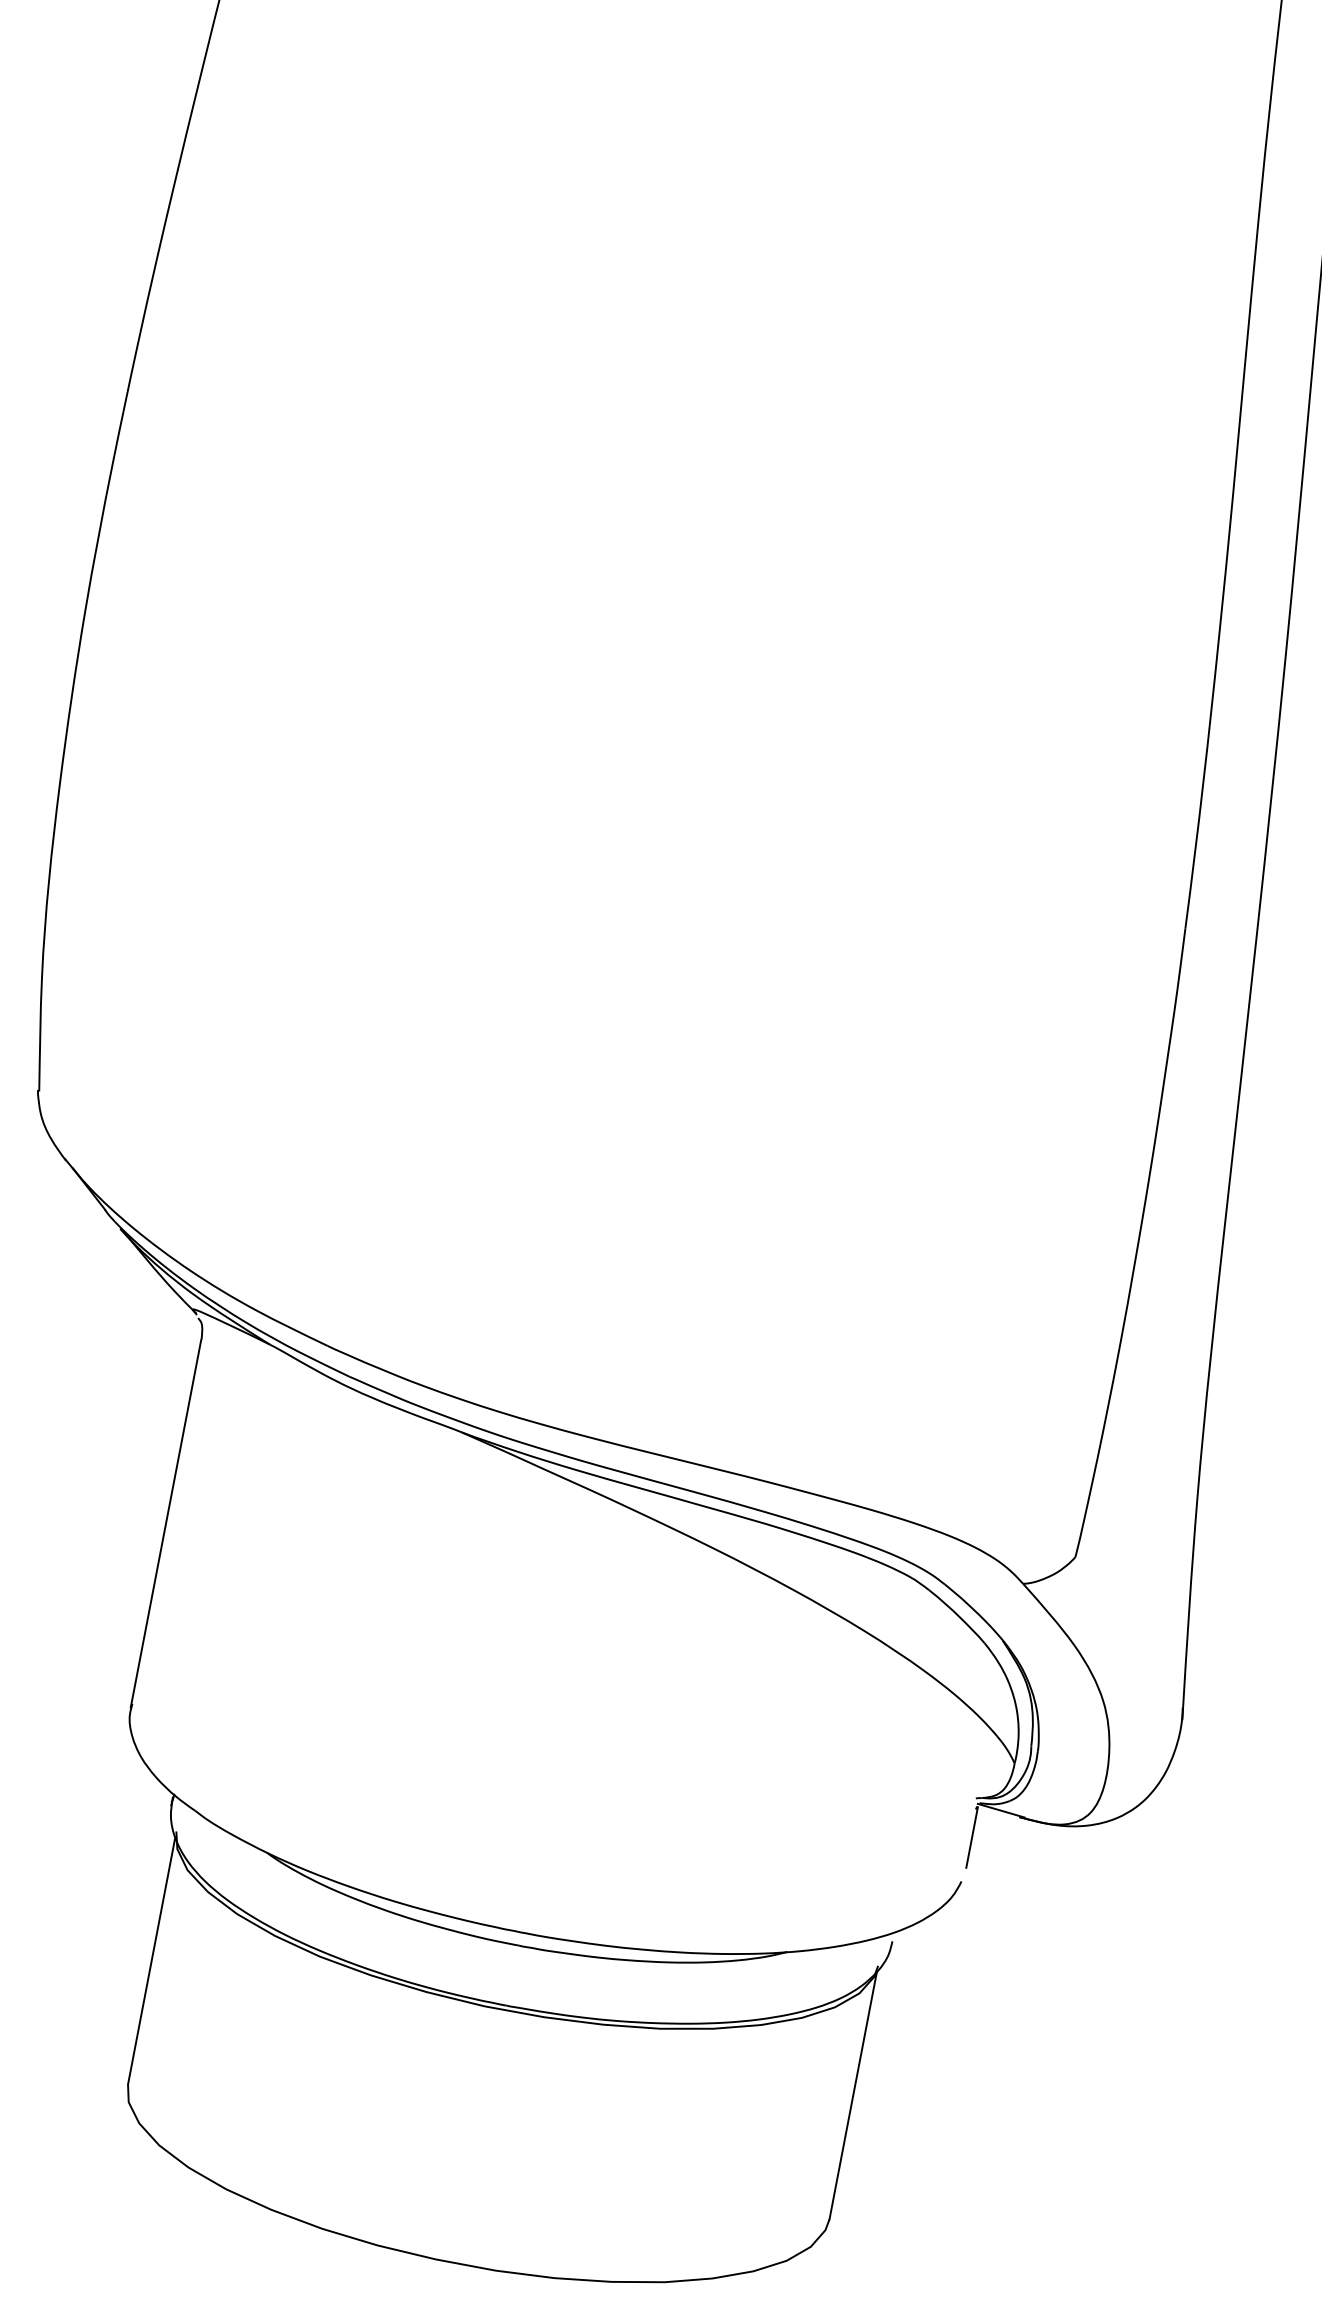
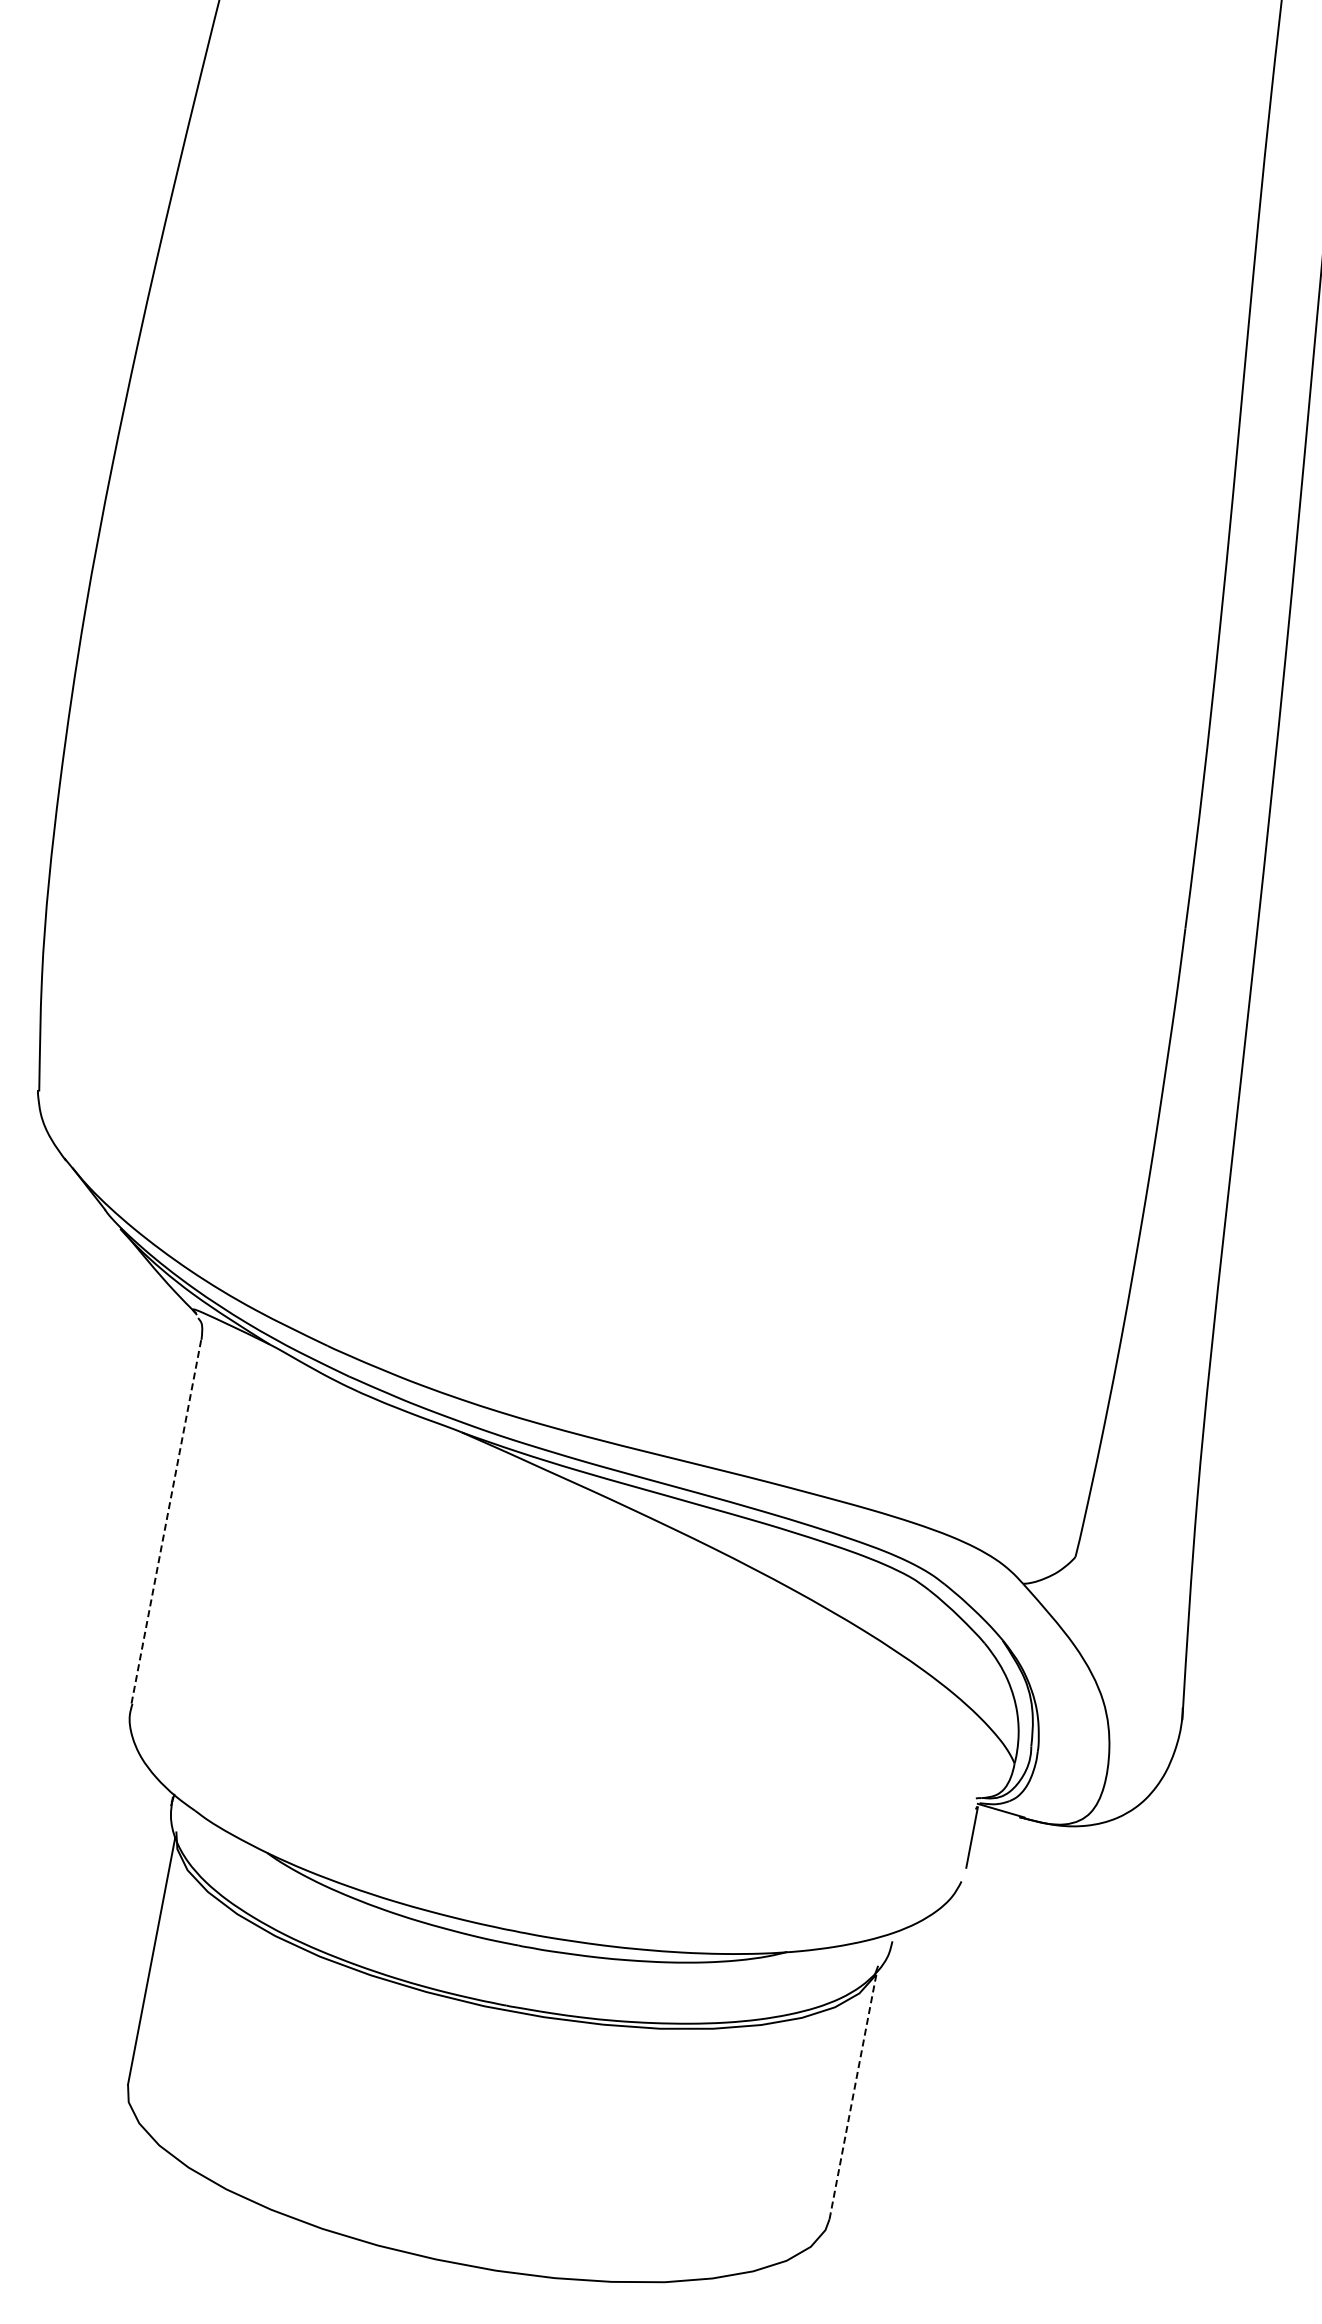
line: solid -> dashed (165, 1524)
line: solid -> dashed (853, 2095)
